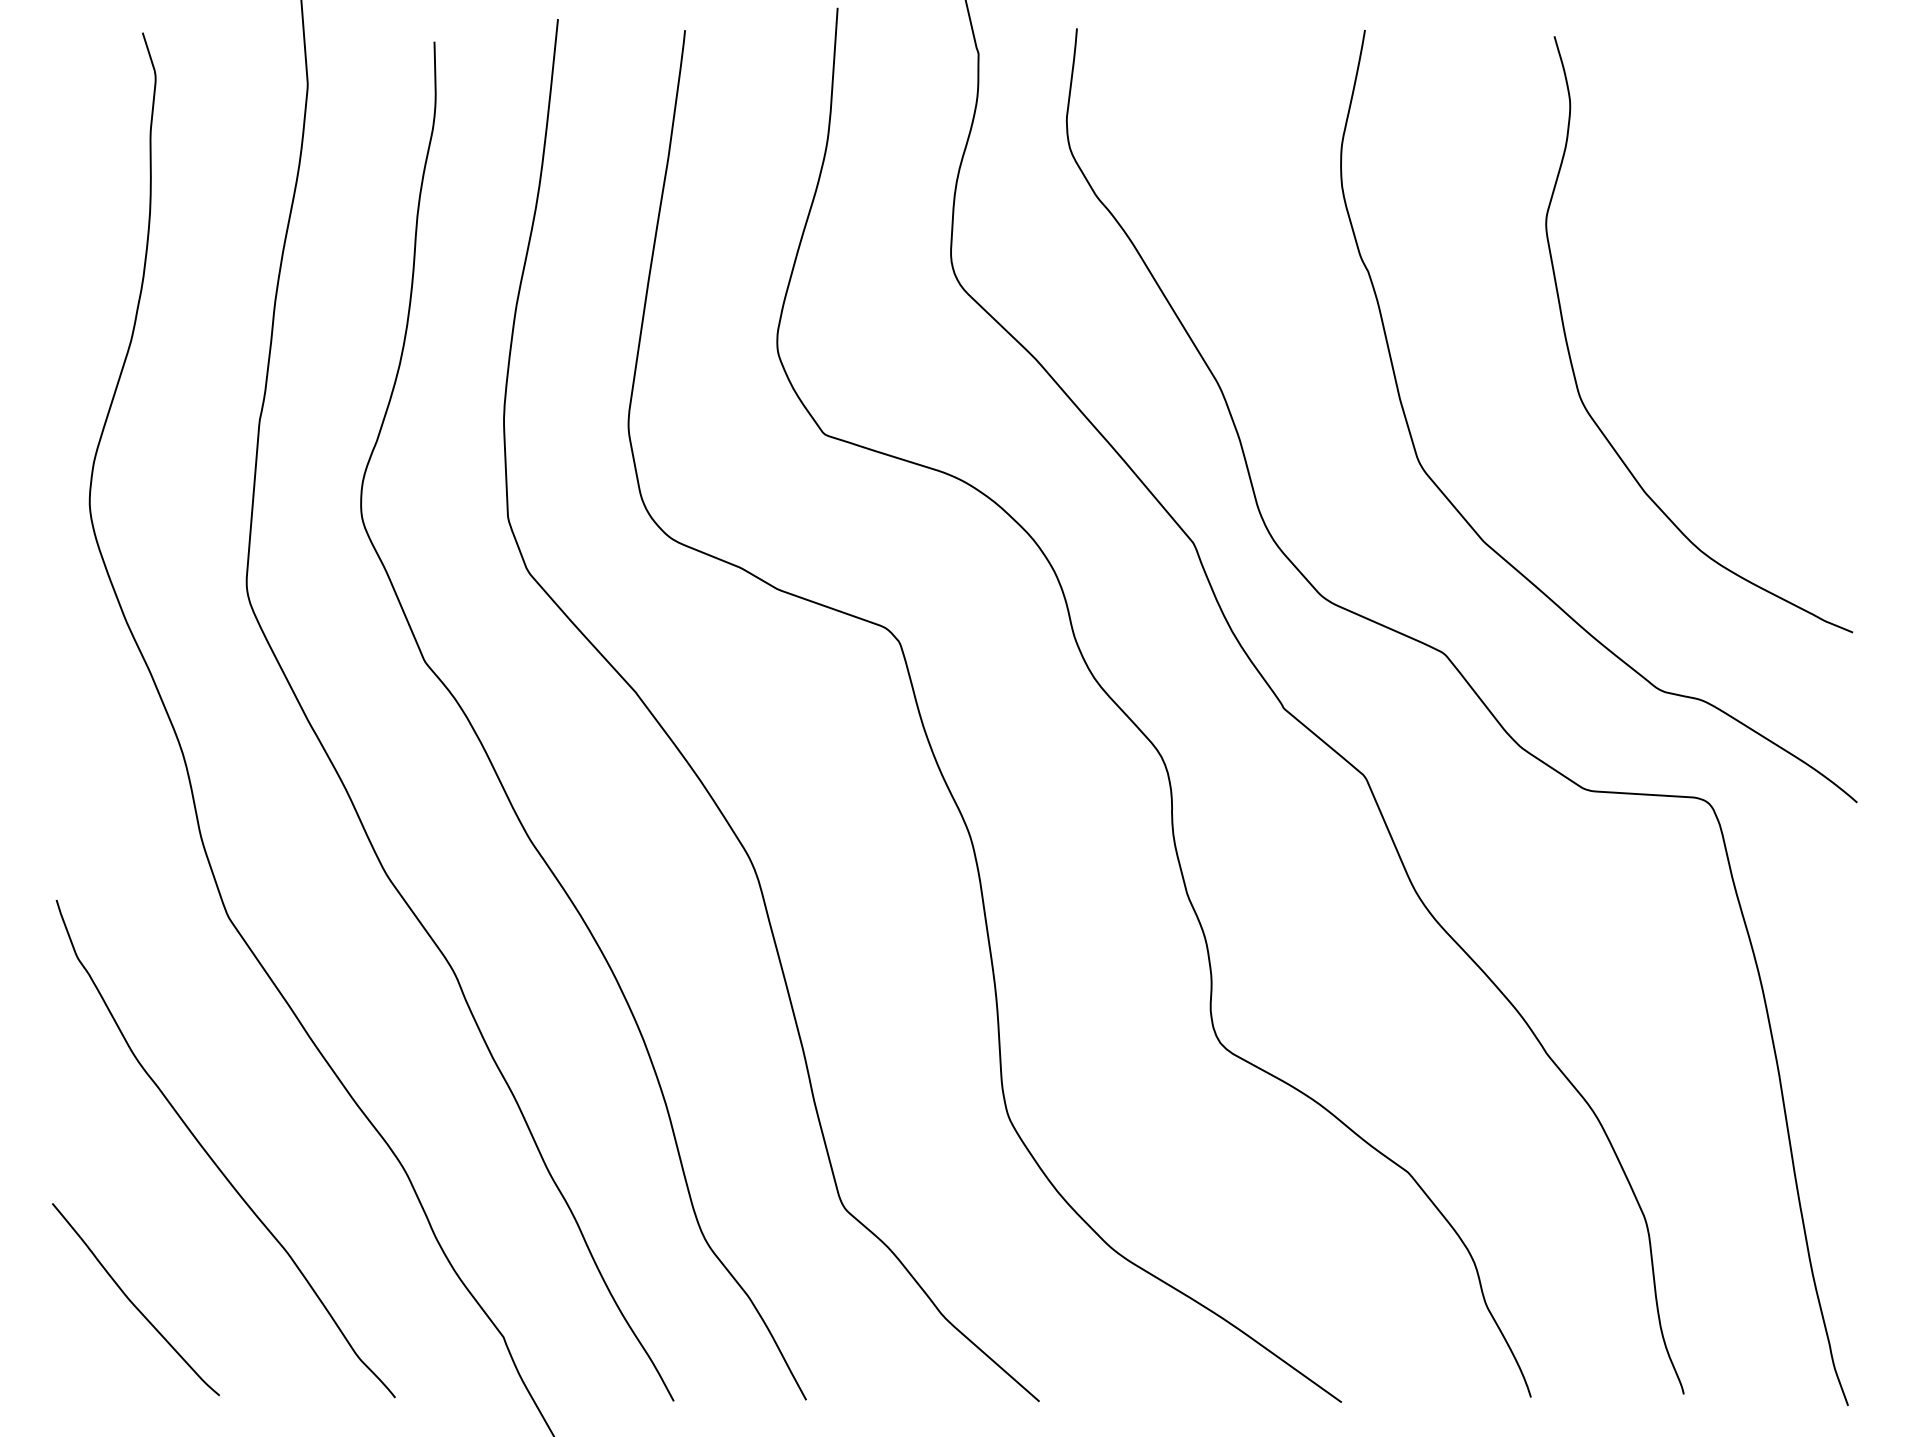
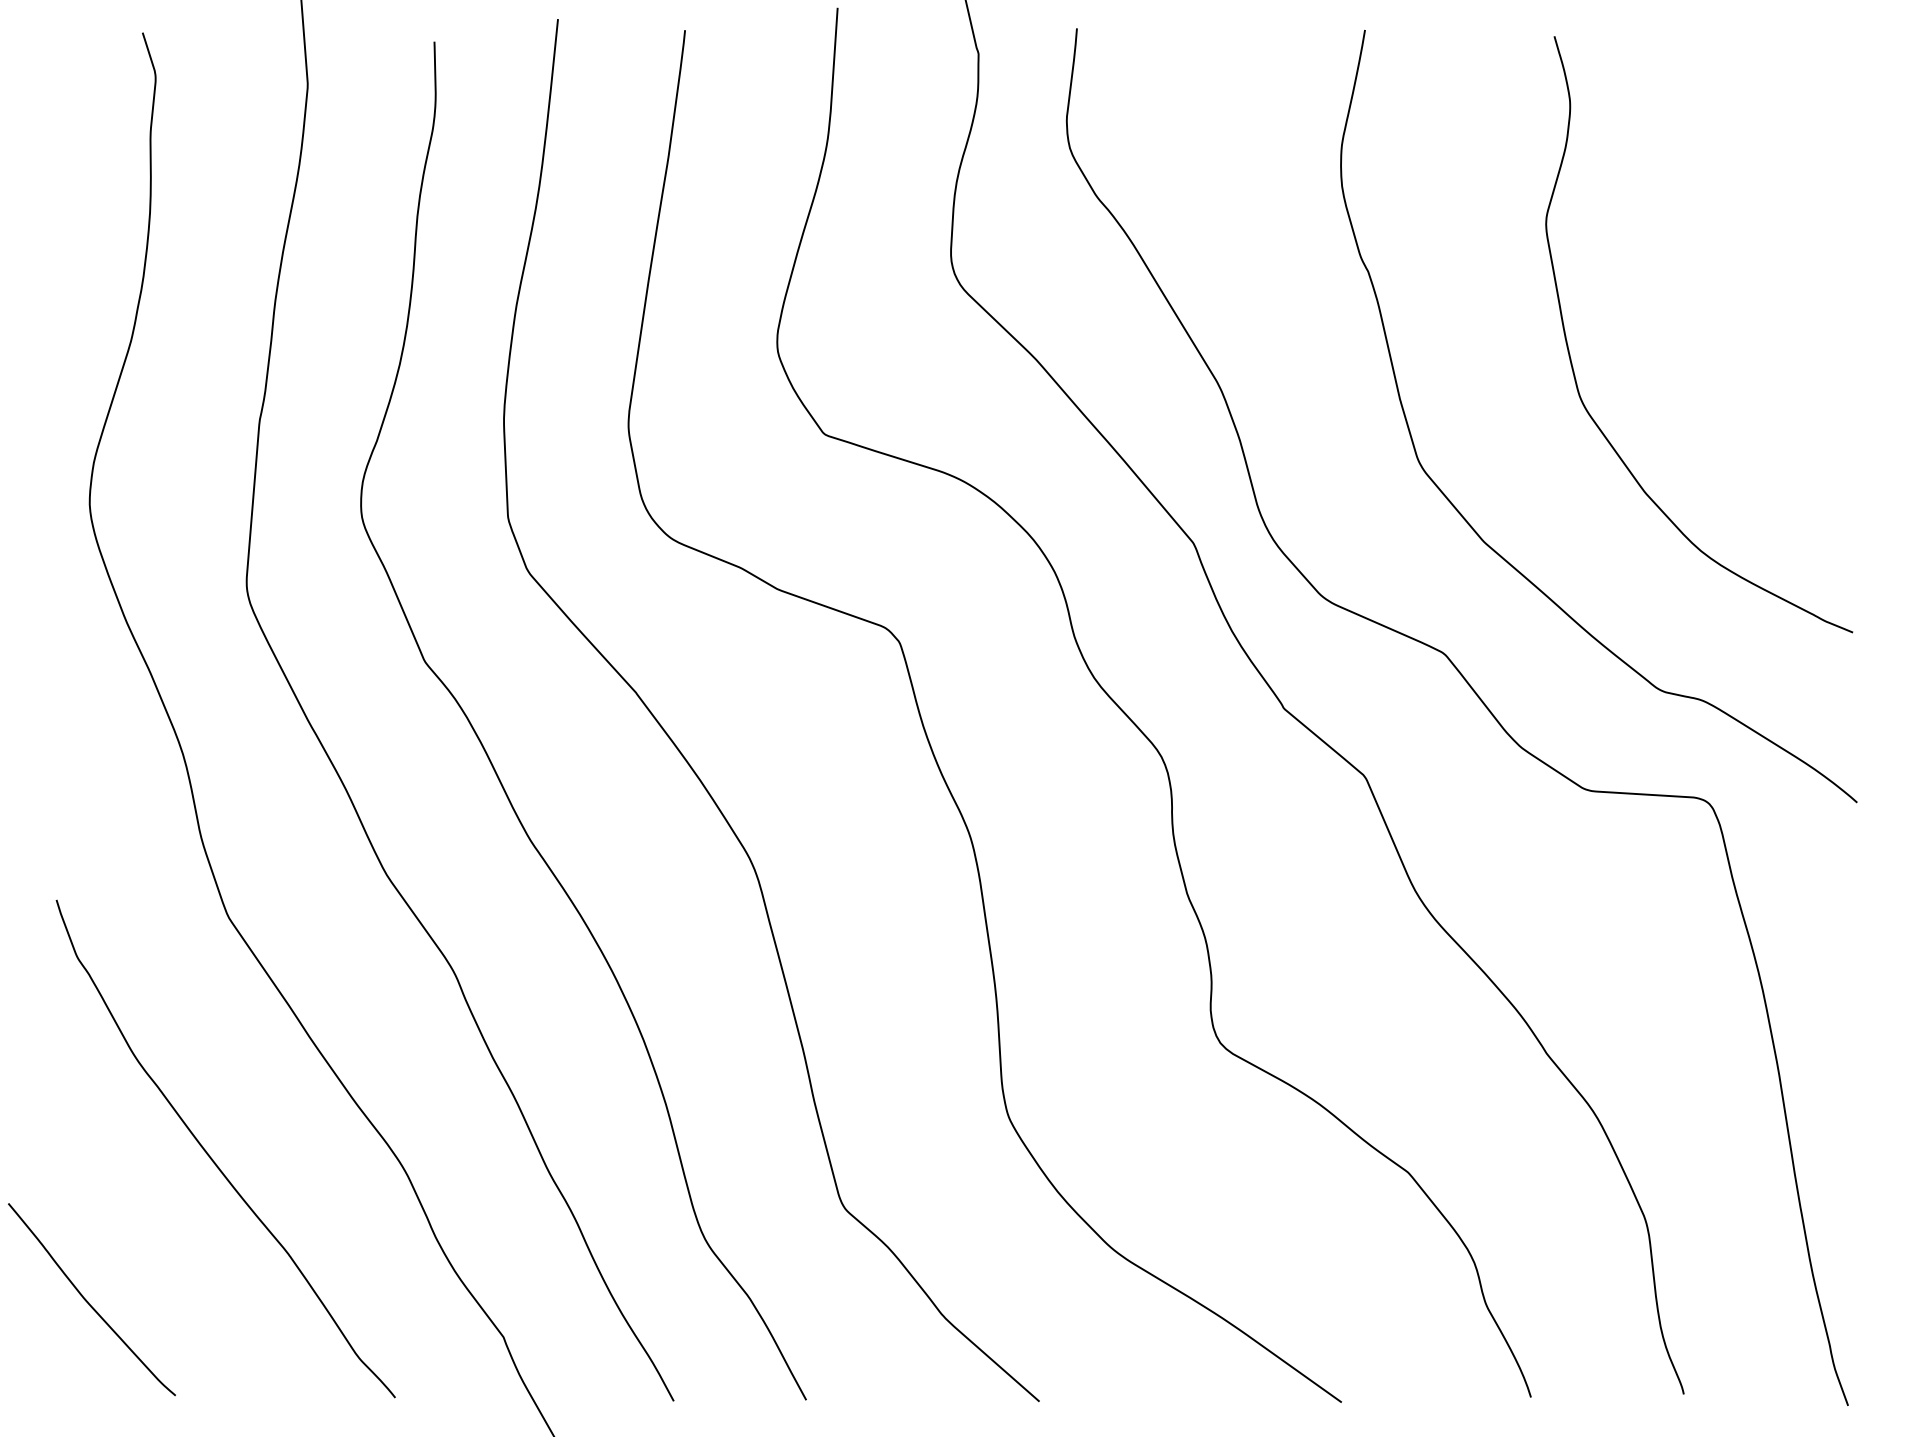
curve position: (132, 1301) -> (88, 1301) (88, 1301)
